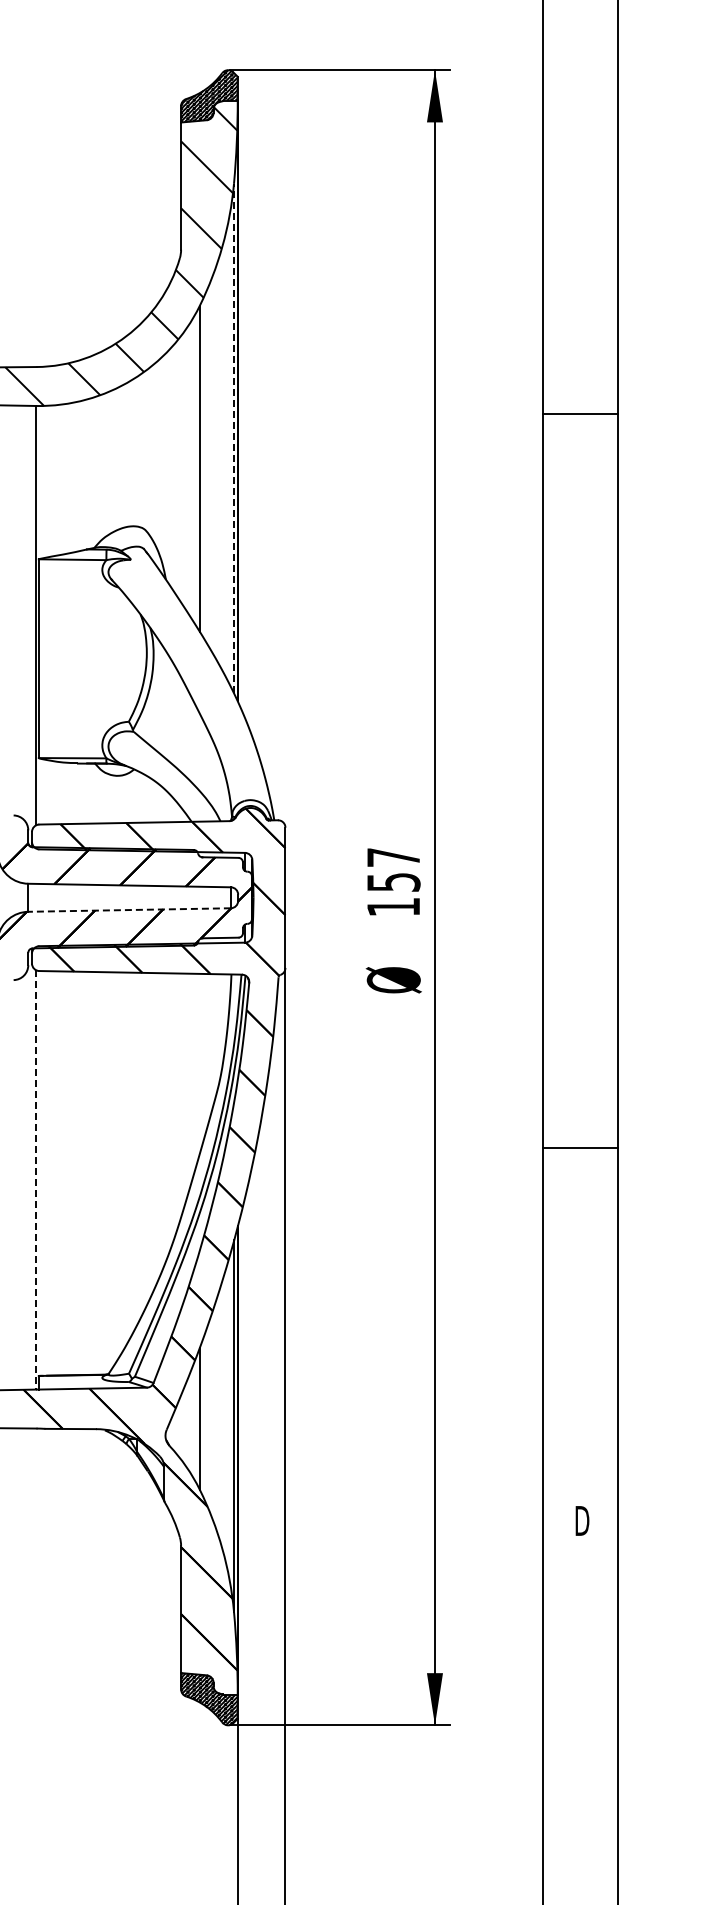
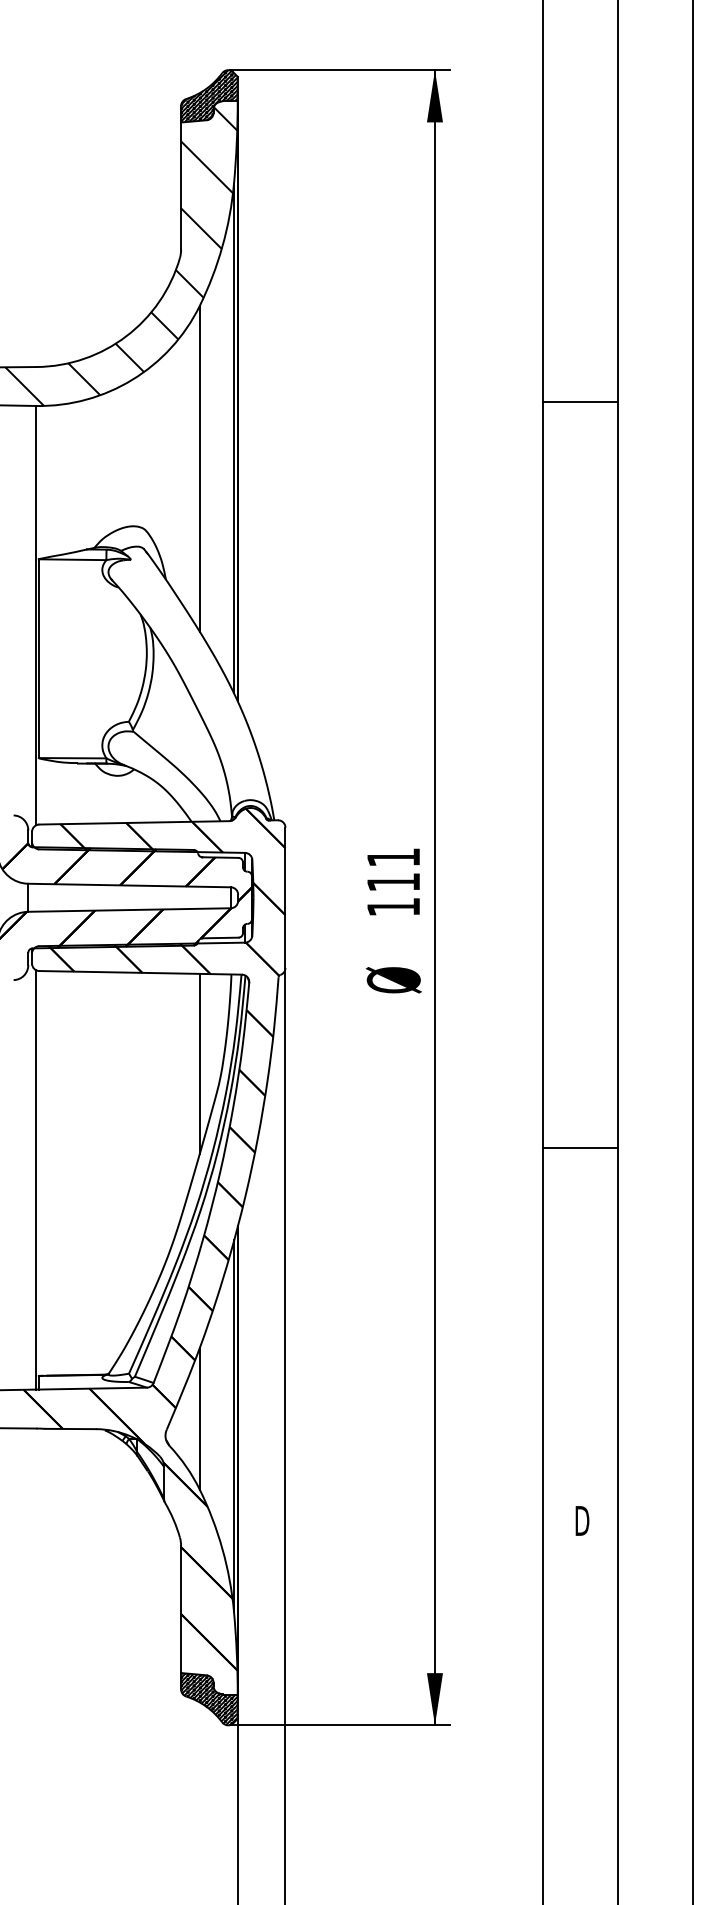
line position: (580, 414) -> (580, 402) (580, 402)
line: dashed -> solid (233, 438)
text: 157 -> 111 (393, 869)
line: dashed -> solid (129, 910)
line: none -> present (692, 951)
line: none -> present (199, 1063)
line: dashed -> solid (36, 1179)
